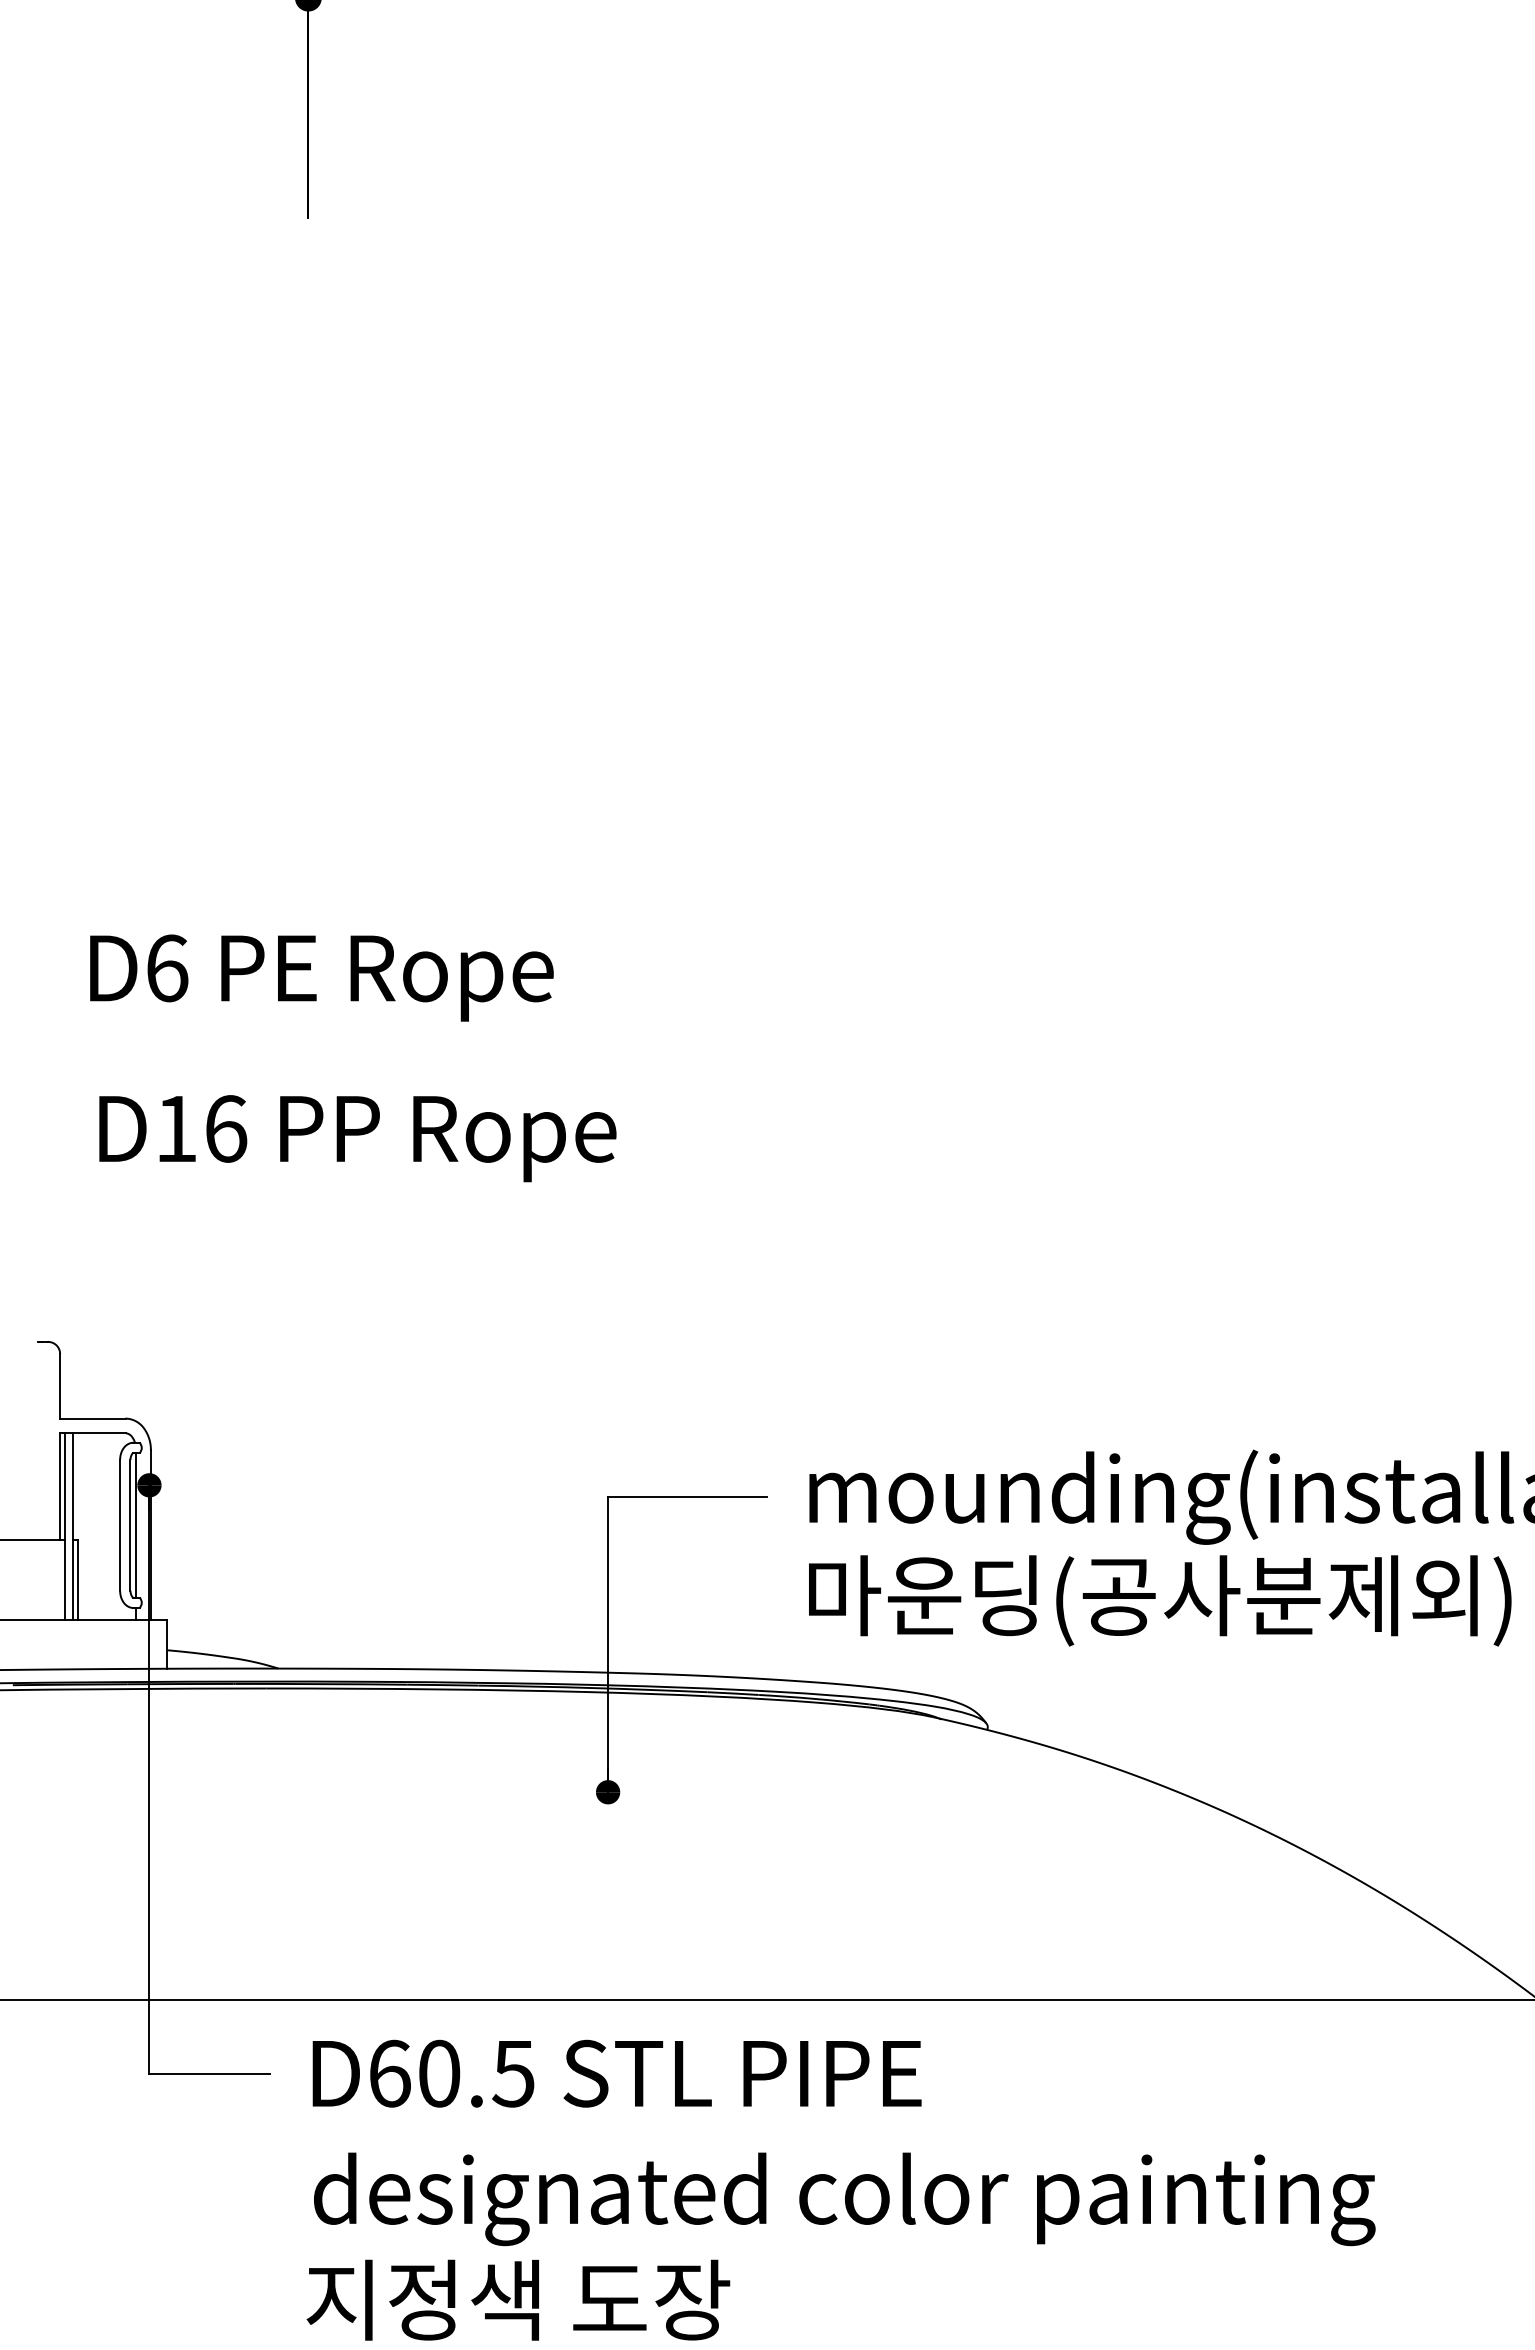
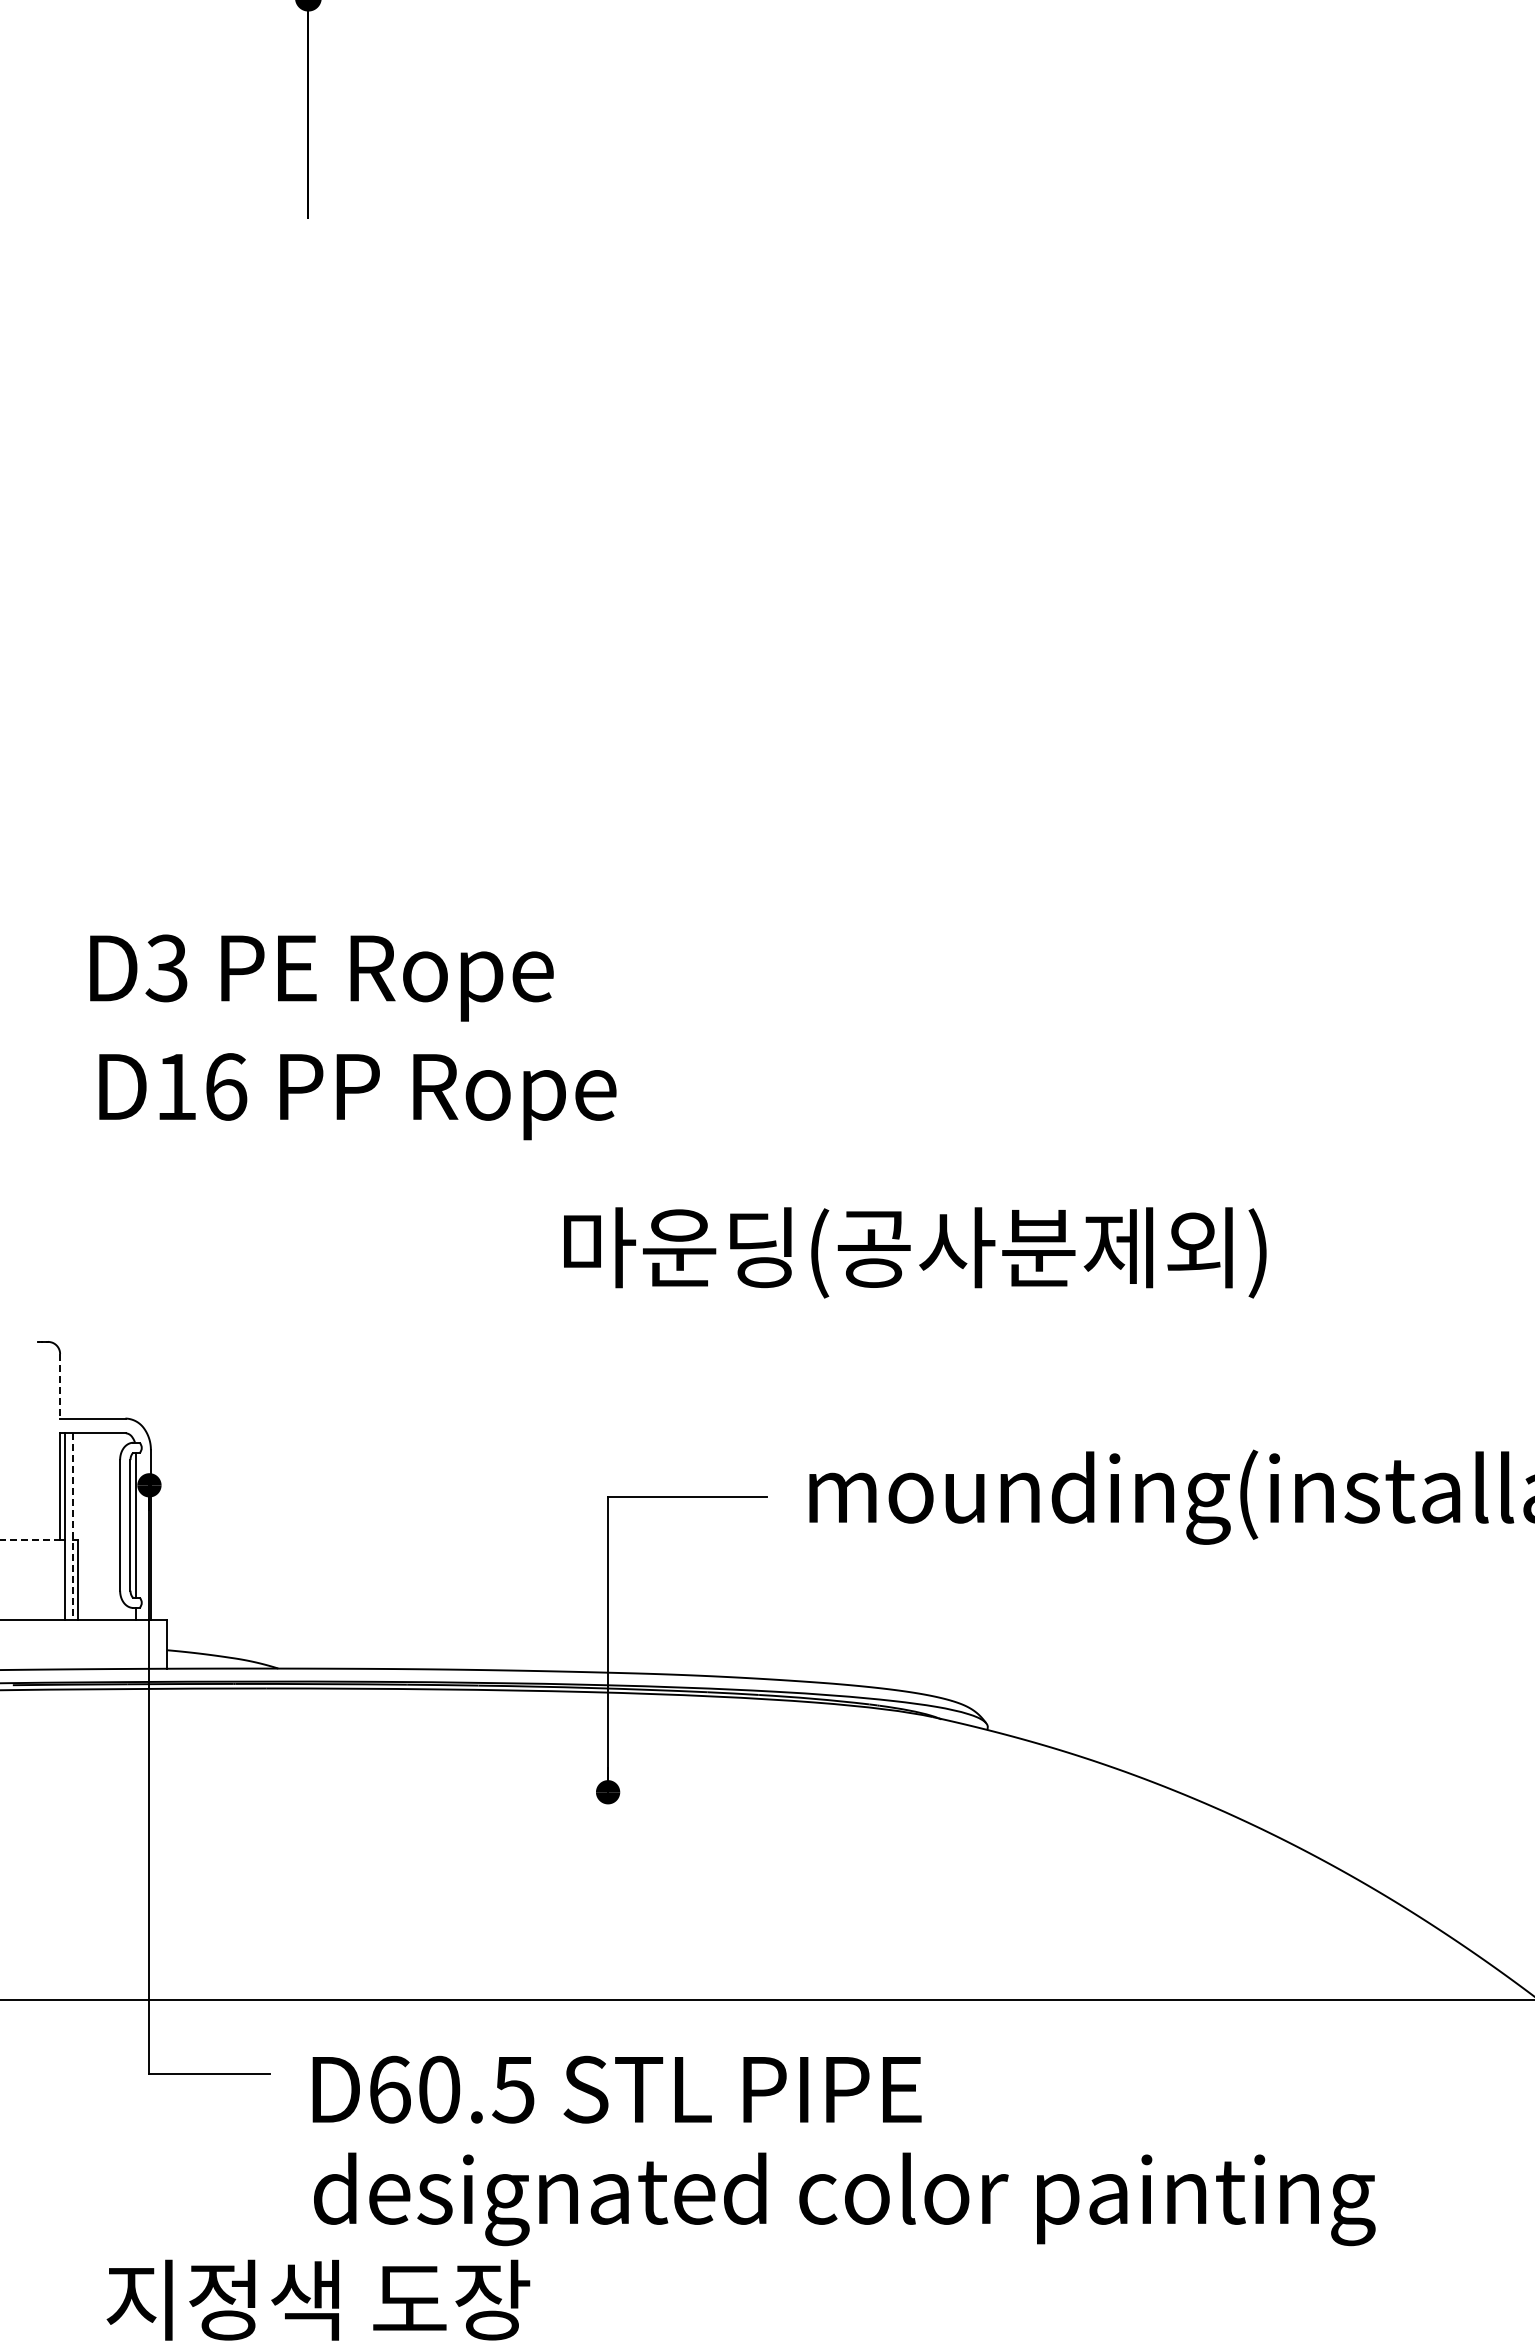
text: D6 -> D3 (166, 968)
text position: (357, 1138) -> (357, 1096) (357, 1096)
line: solid -> dashed (60, 1386)
line: solid -> dashed (73, 1527)
line: solid -> dashed (30, 1540)
text position: (1160, 1600) -> (915, 1252) (915, 1252)
text position: (616, 2073) -> (616, 2089) (616, 2089)
text position: (518, 2299) -> (318, 2299) (318, 2299)
